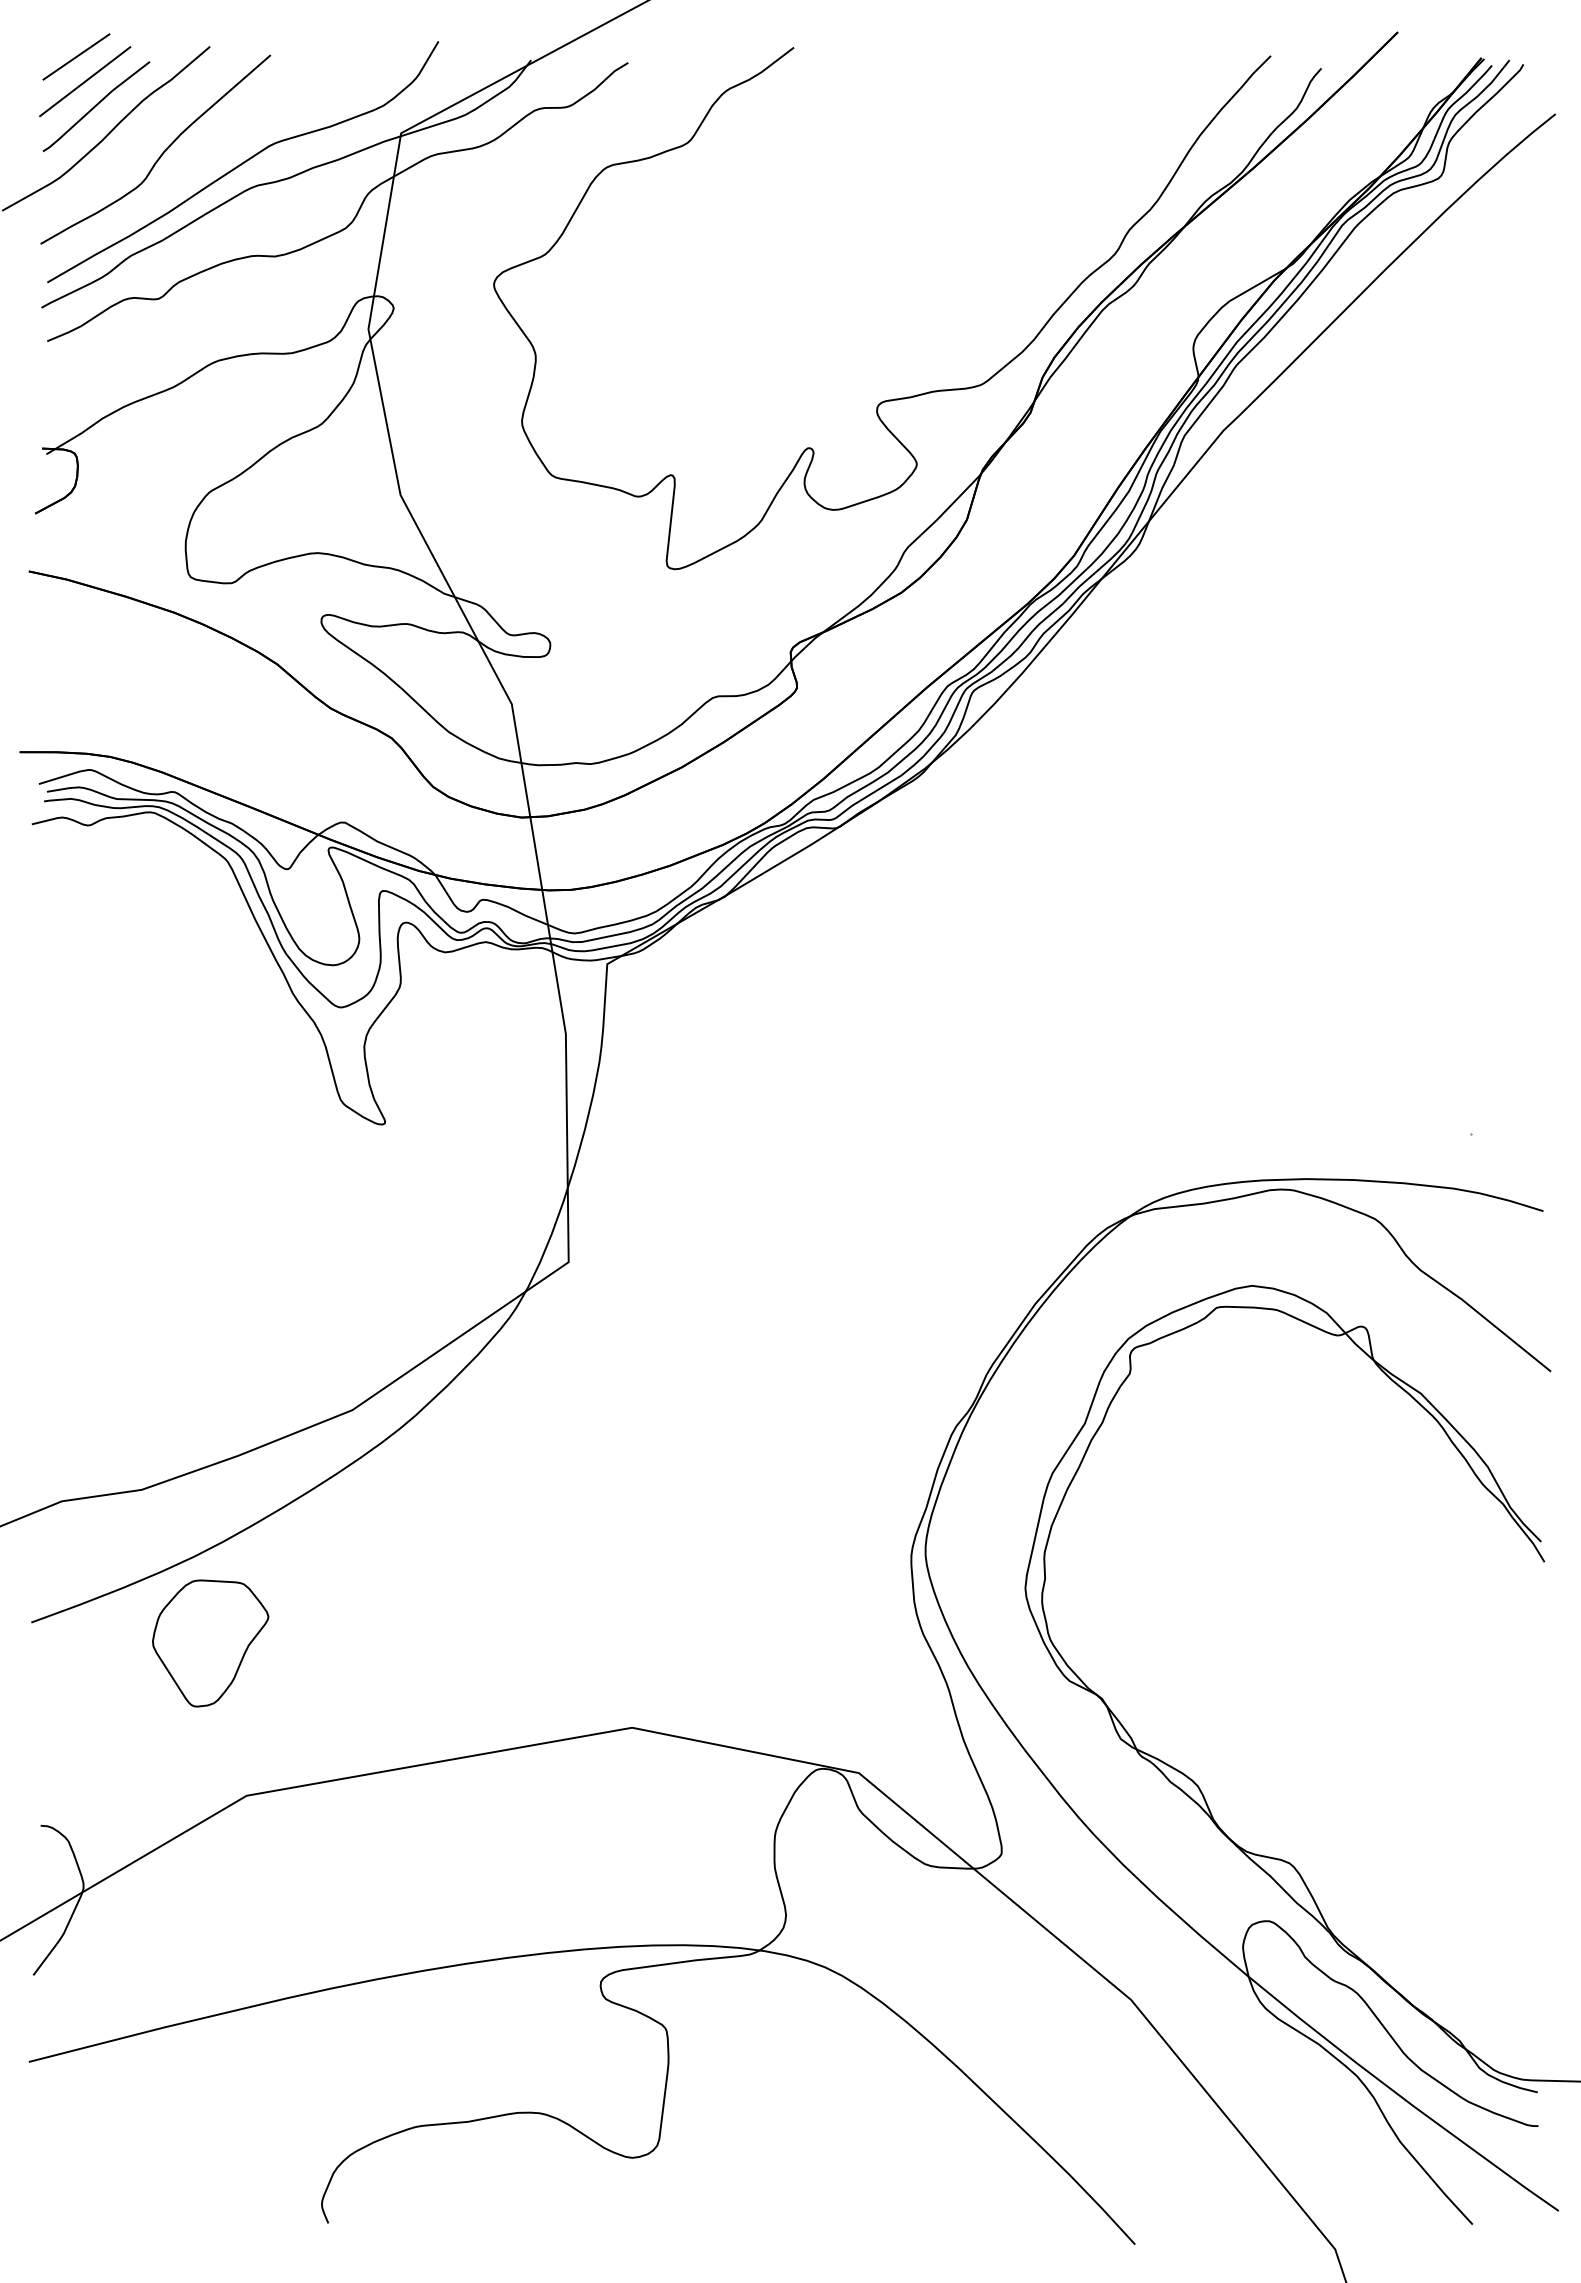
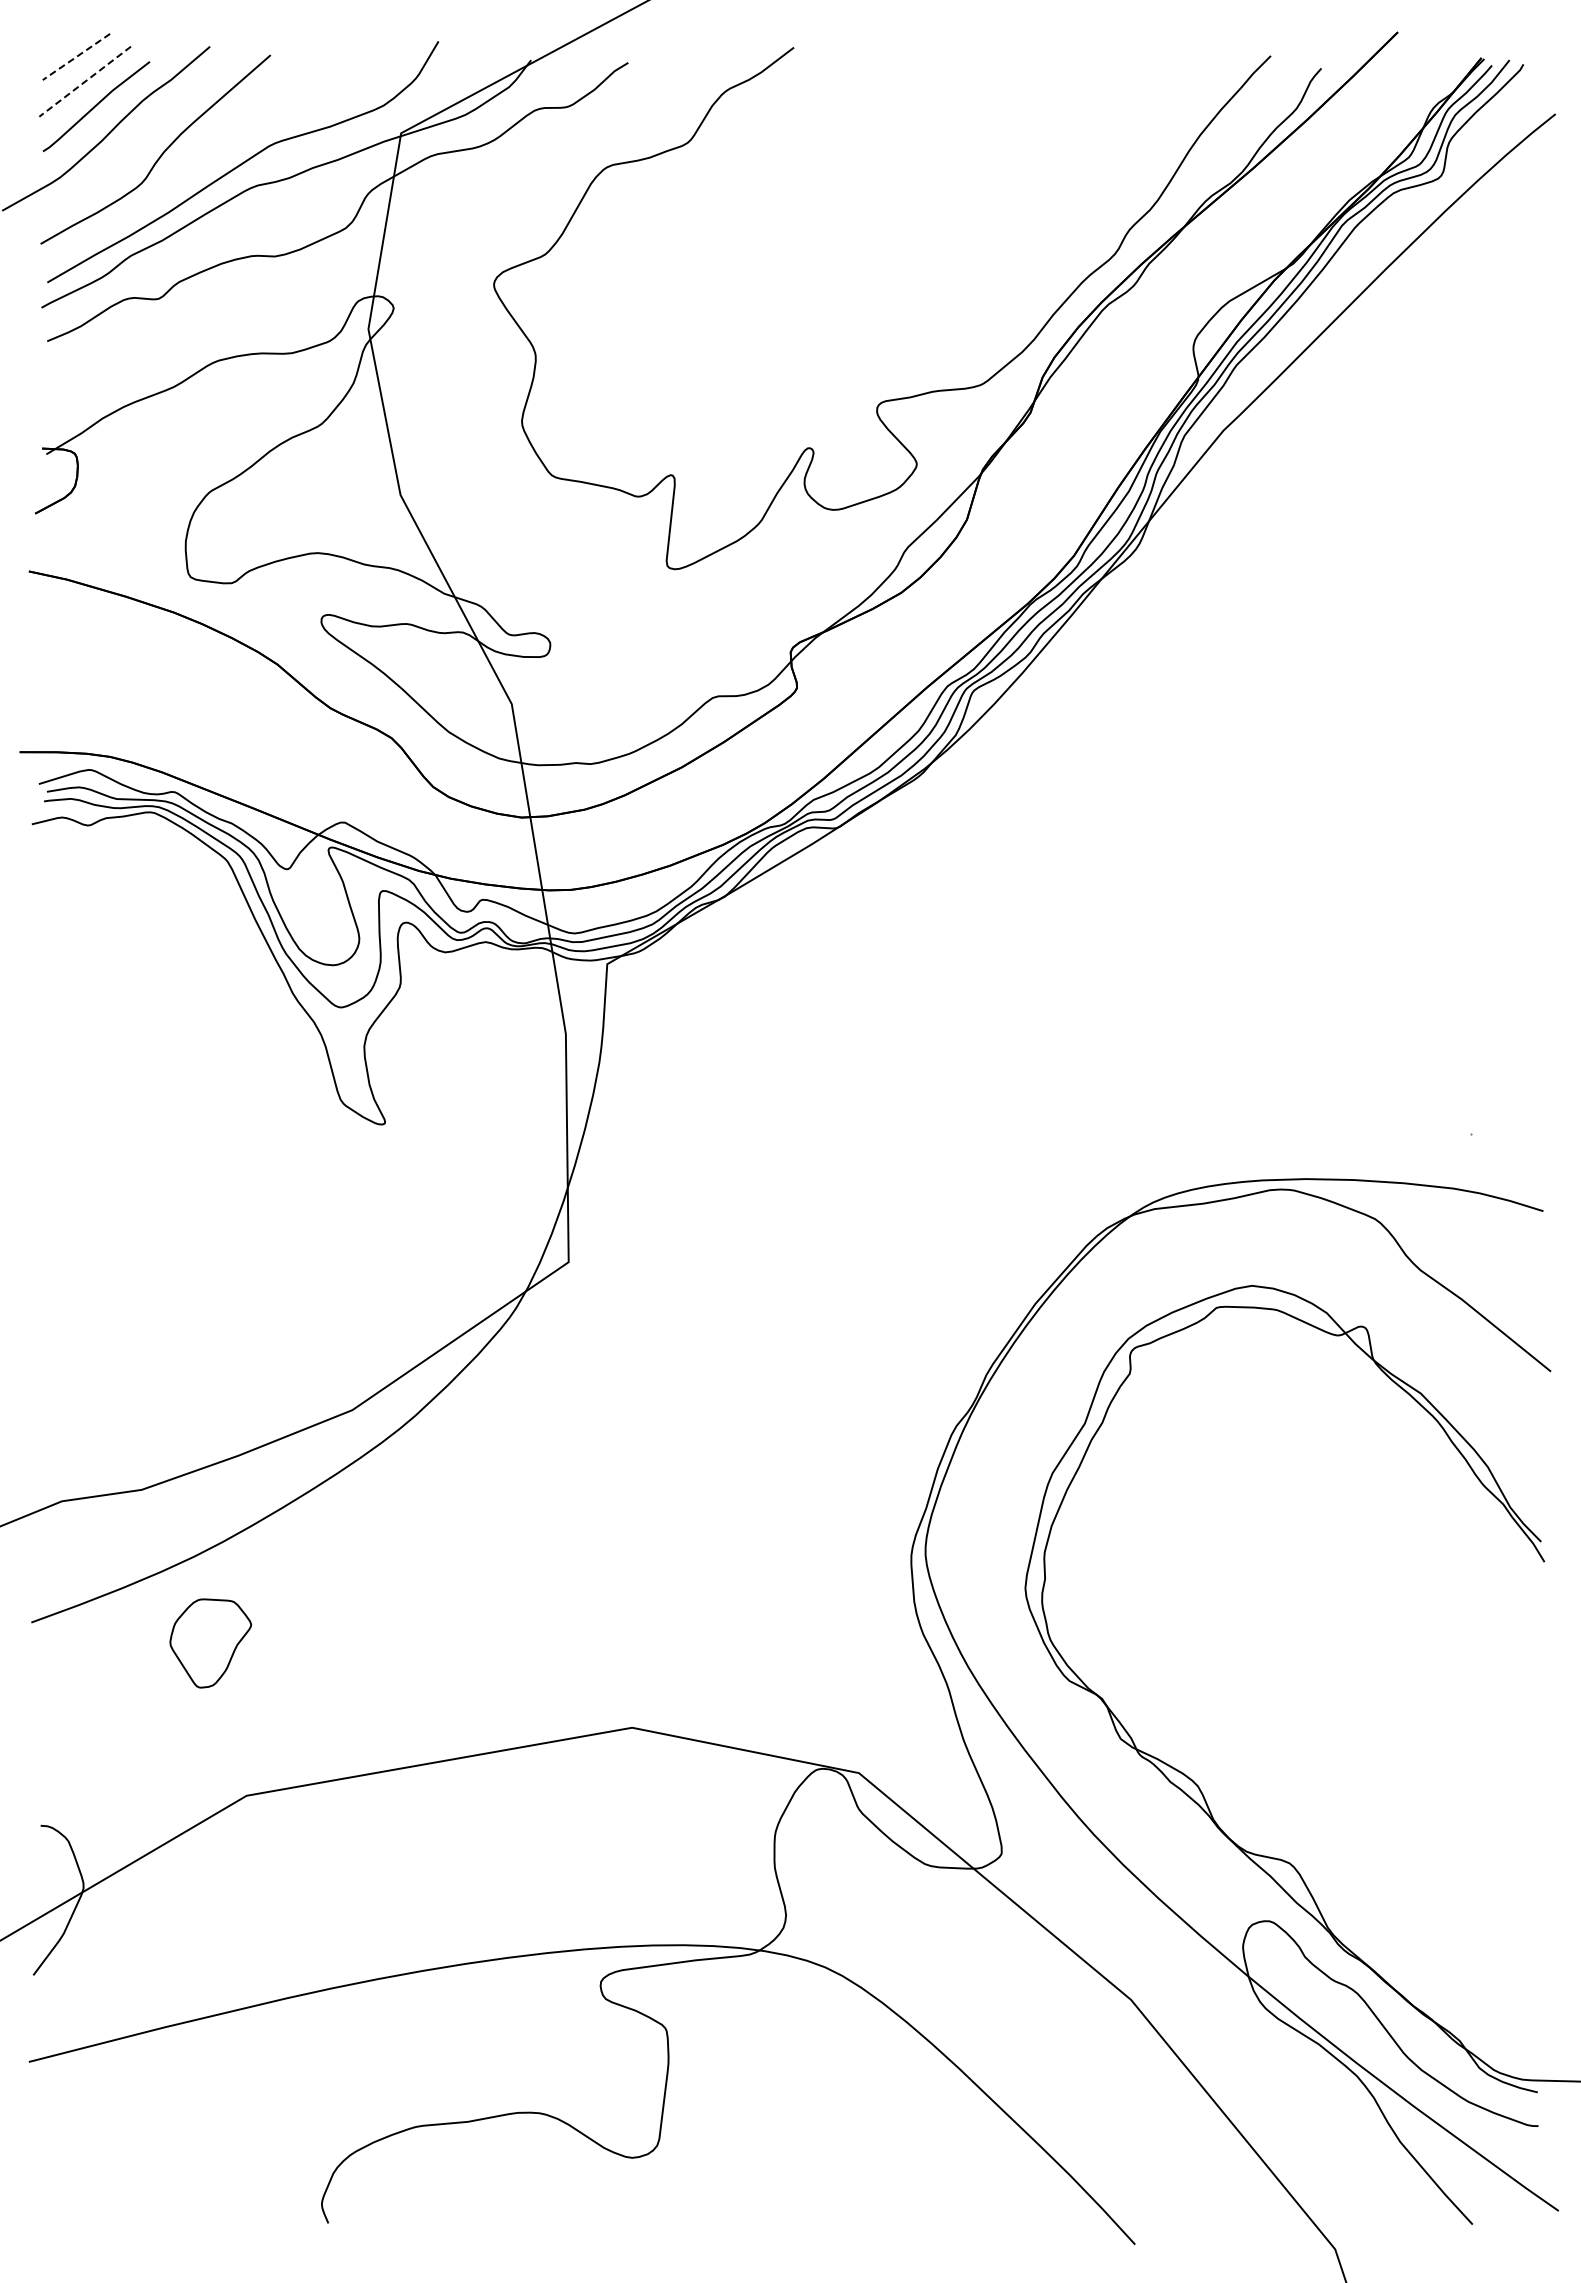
line: solid -> dashed (76, 56)
line: solid -> dashed (85, 81)
part size: 118x129 px -> 84x91 px (210, 1643)
